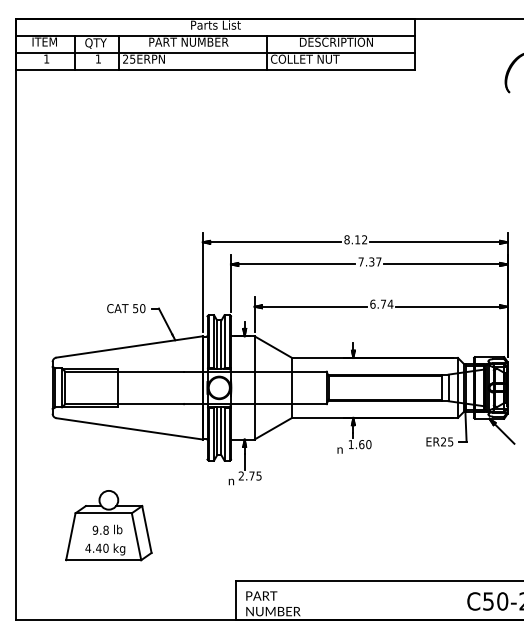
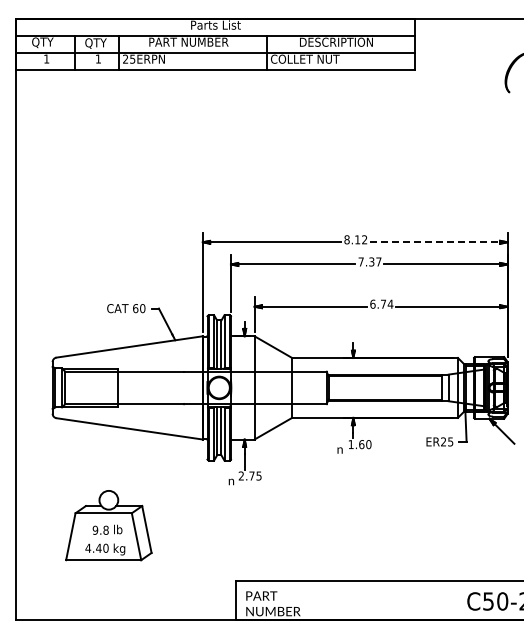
text: ITEM -> QTY (44, 42)
line: solid -> dashed (435, 242)
text: 50 -> 60 (135, 308)
